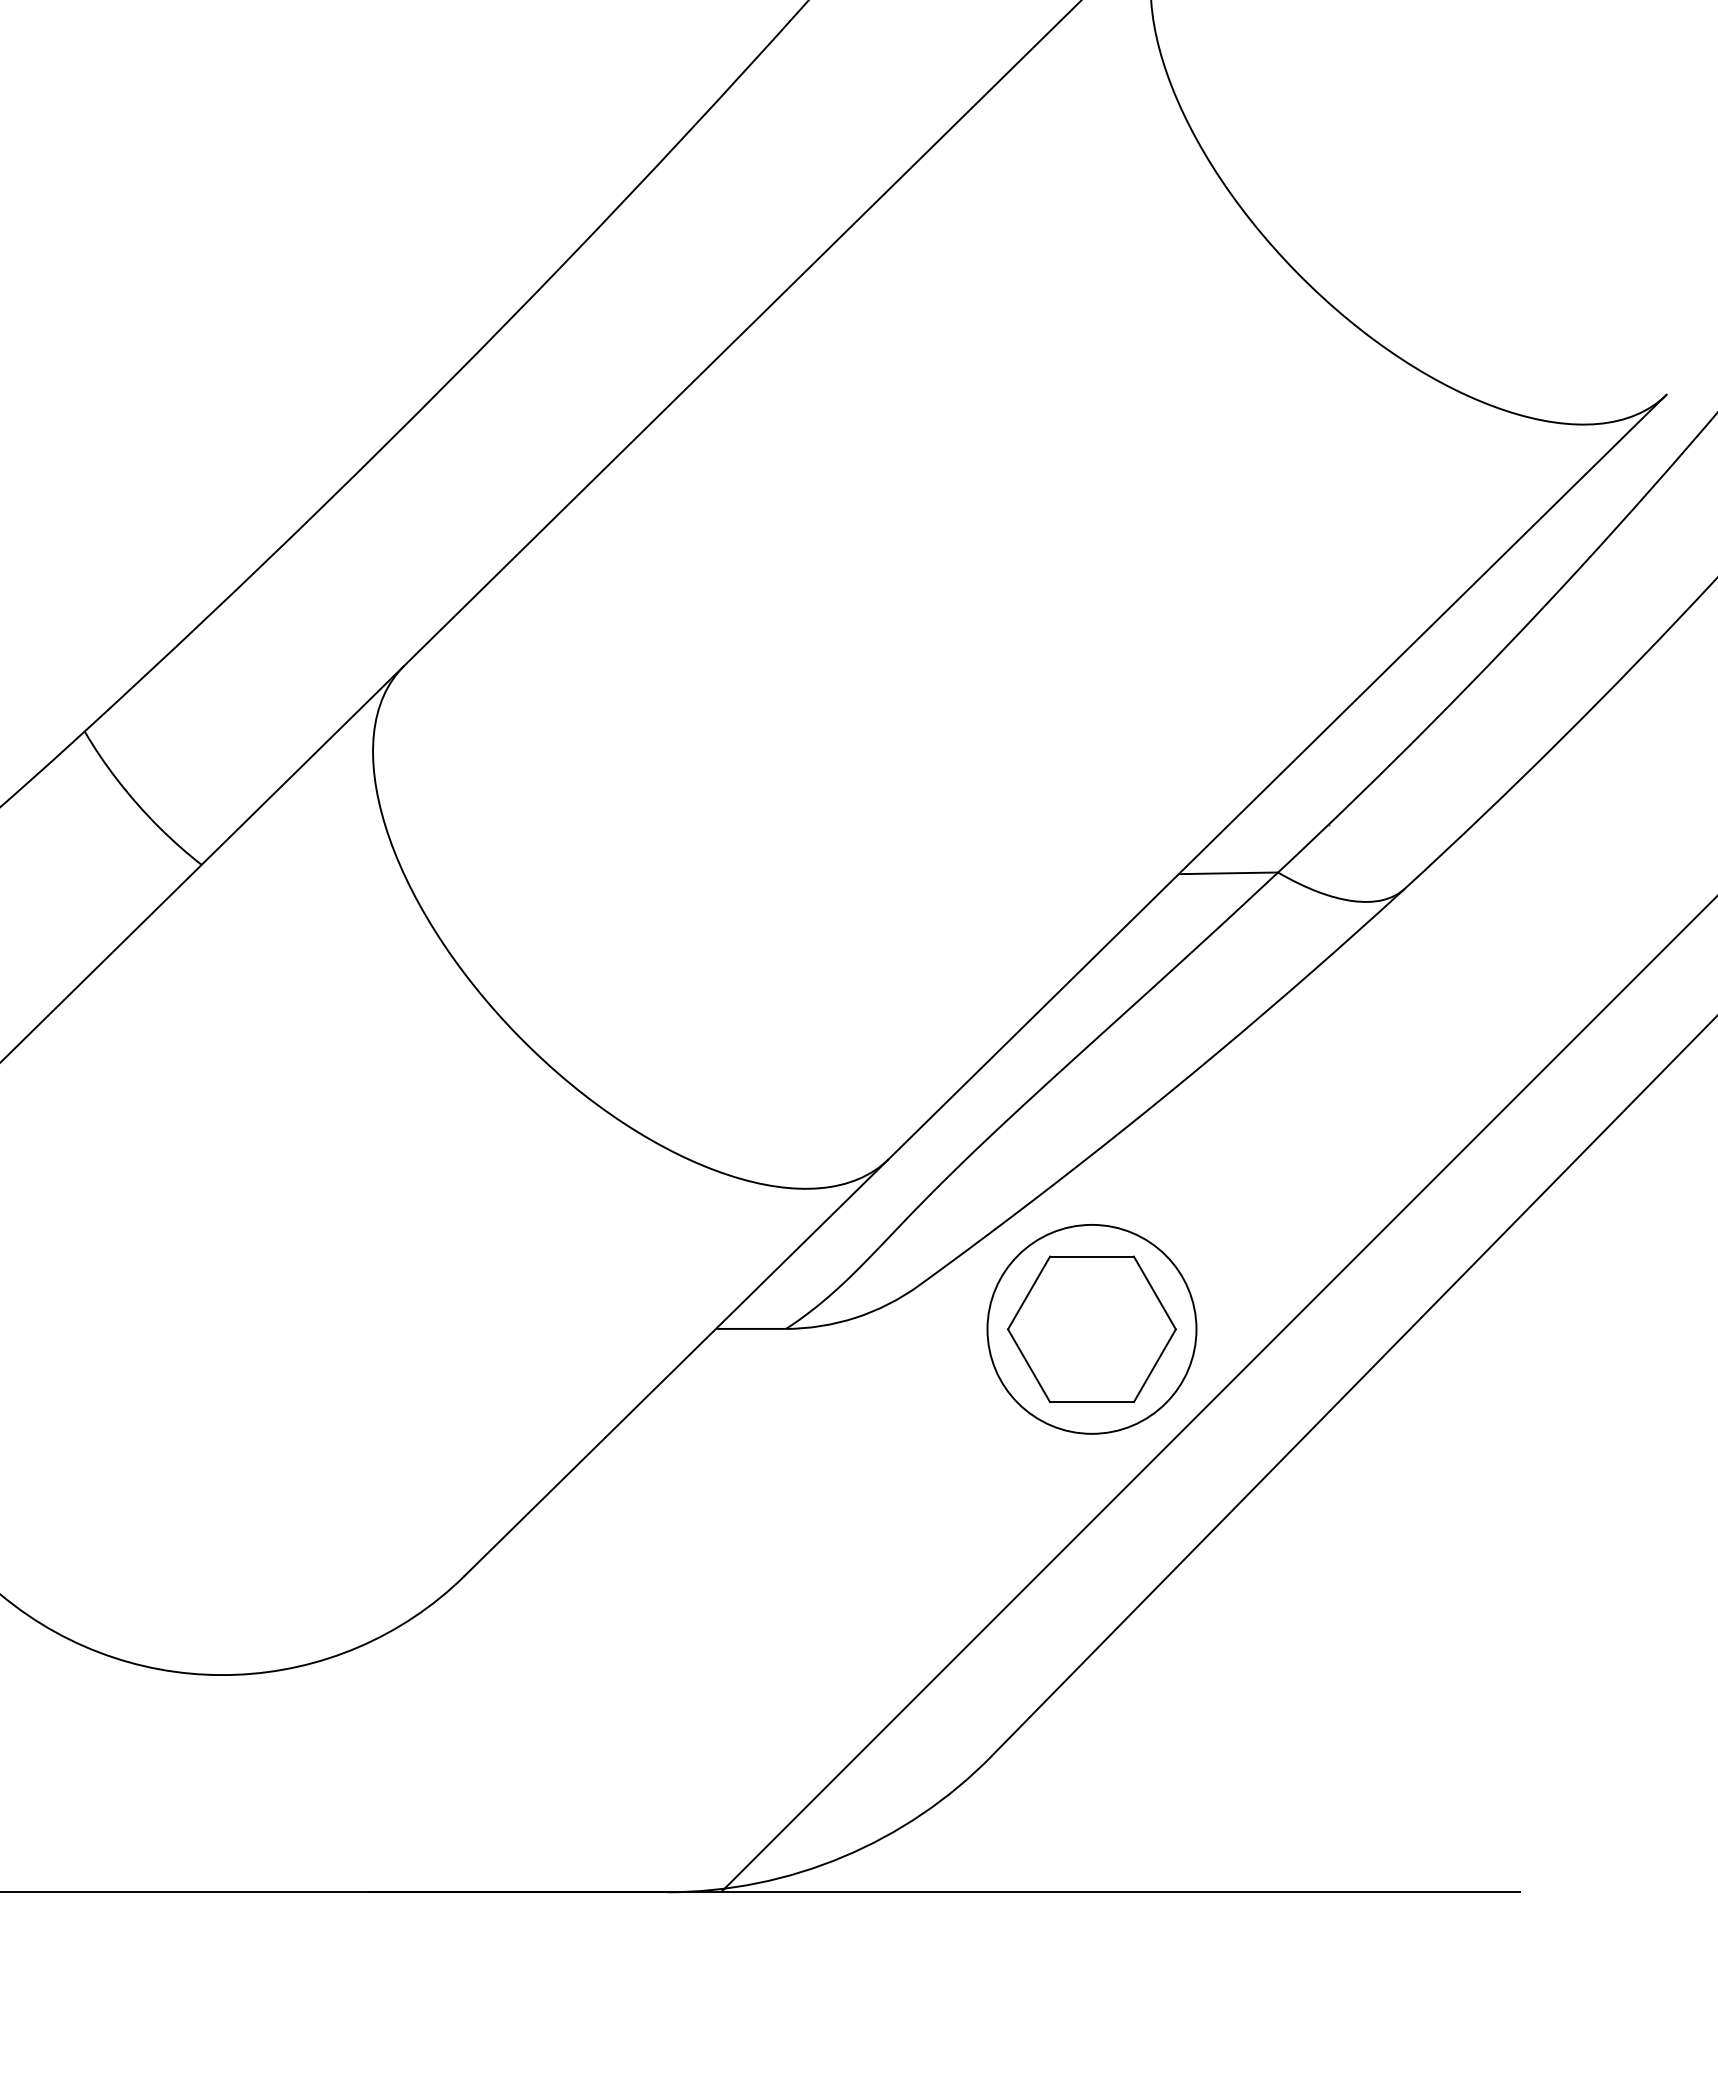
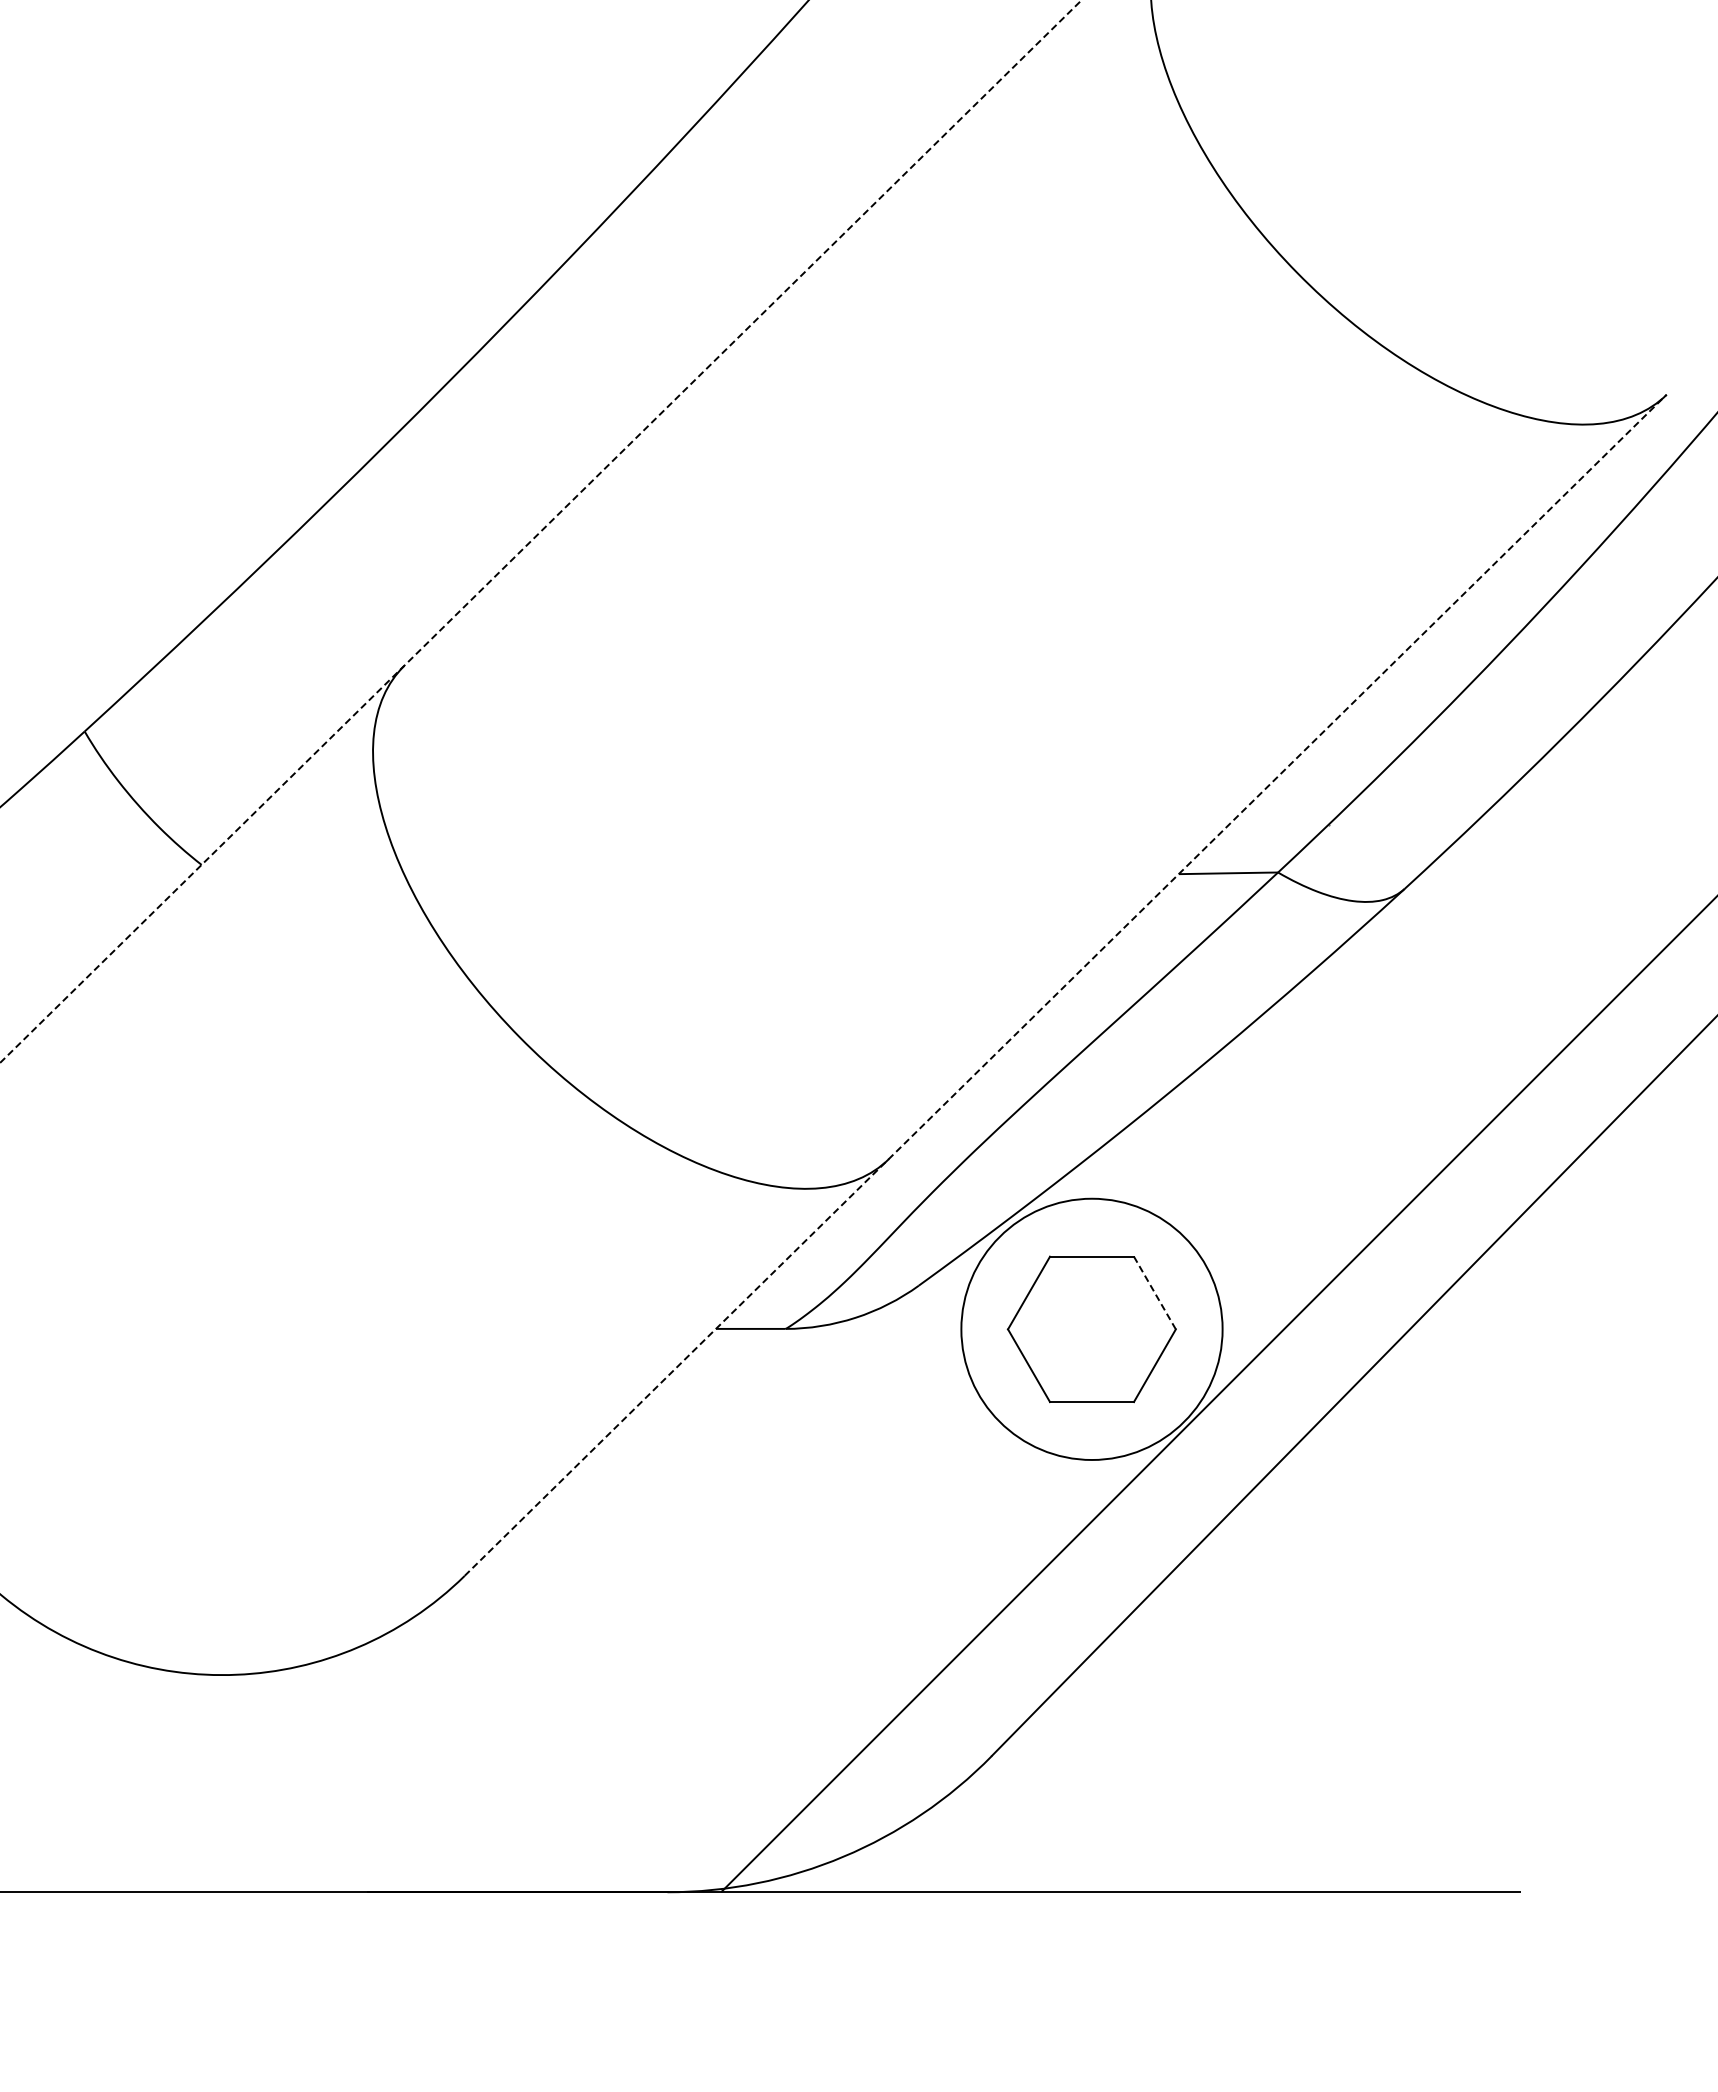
line: solid -> dashed (540, 531)
line: solid -> dashed (1065, 985)
line: solid -> dashed (1154, 1293)
circle diameter: 209 px -> 261 px (1091, 1328)
